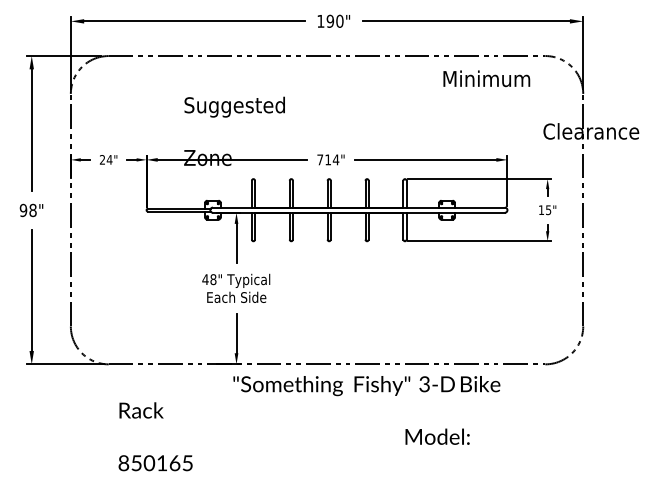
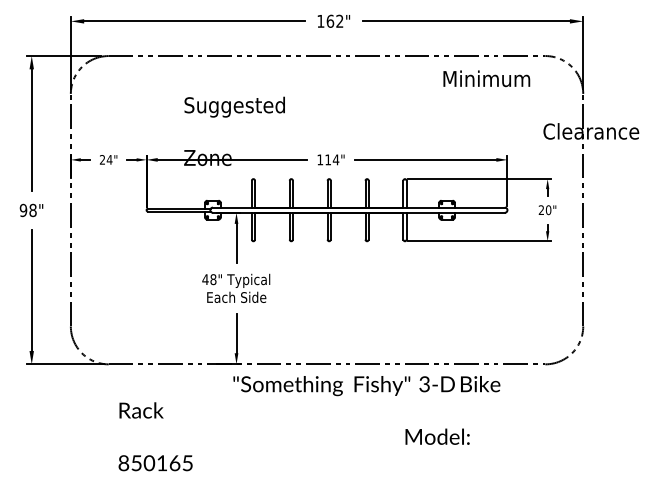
text: 190" -> 162" (334, 20)
text: 714" -> 114" (320, 159)
text: 15" -> 20" (544, 210)
